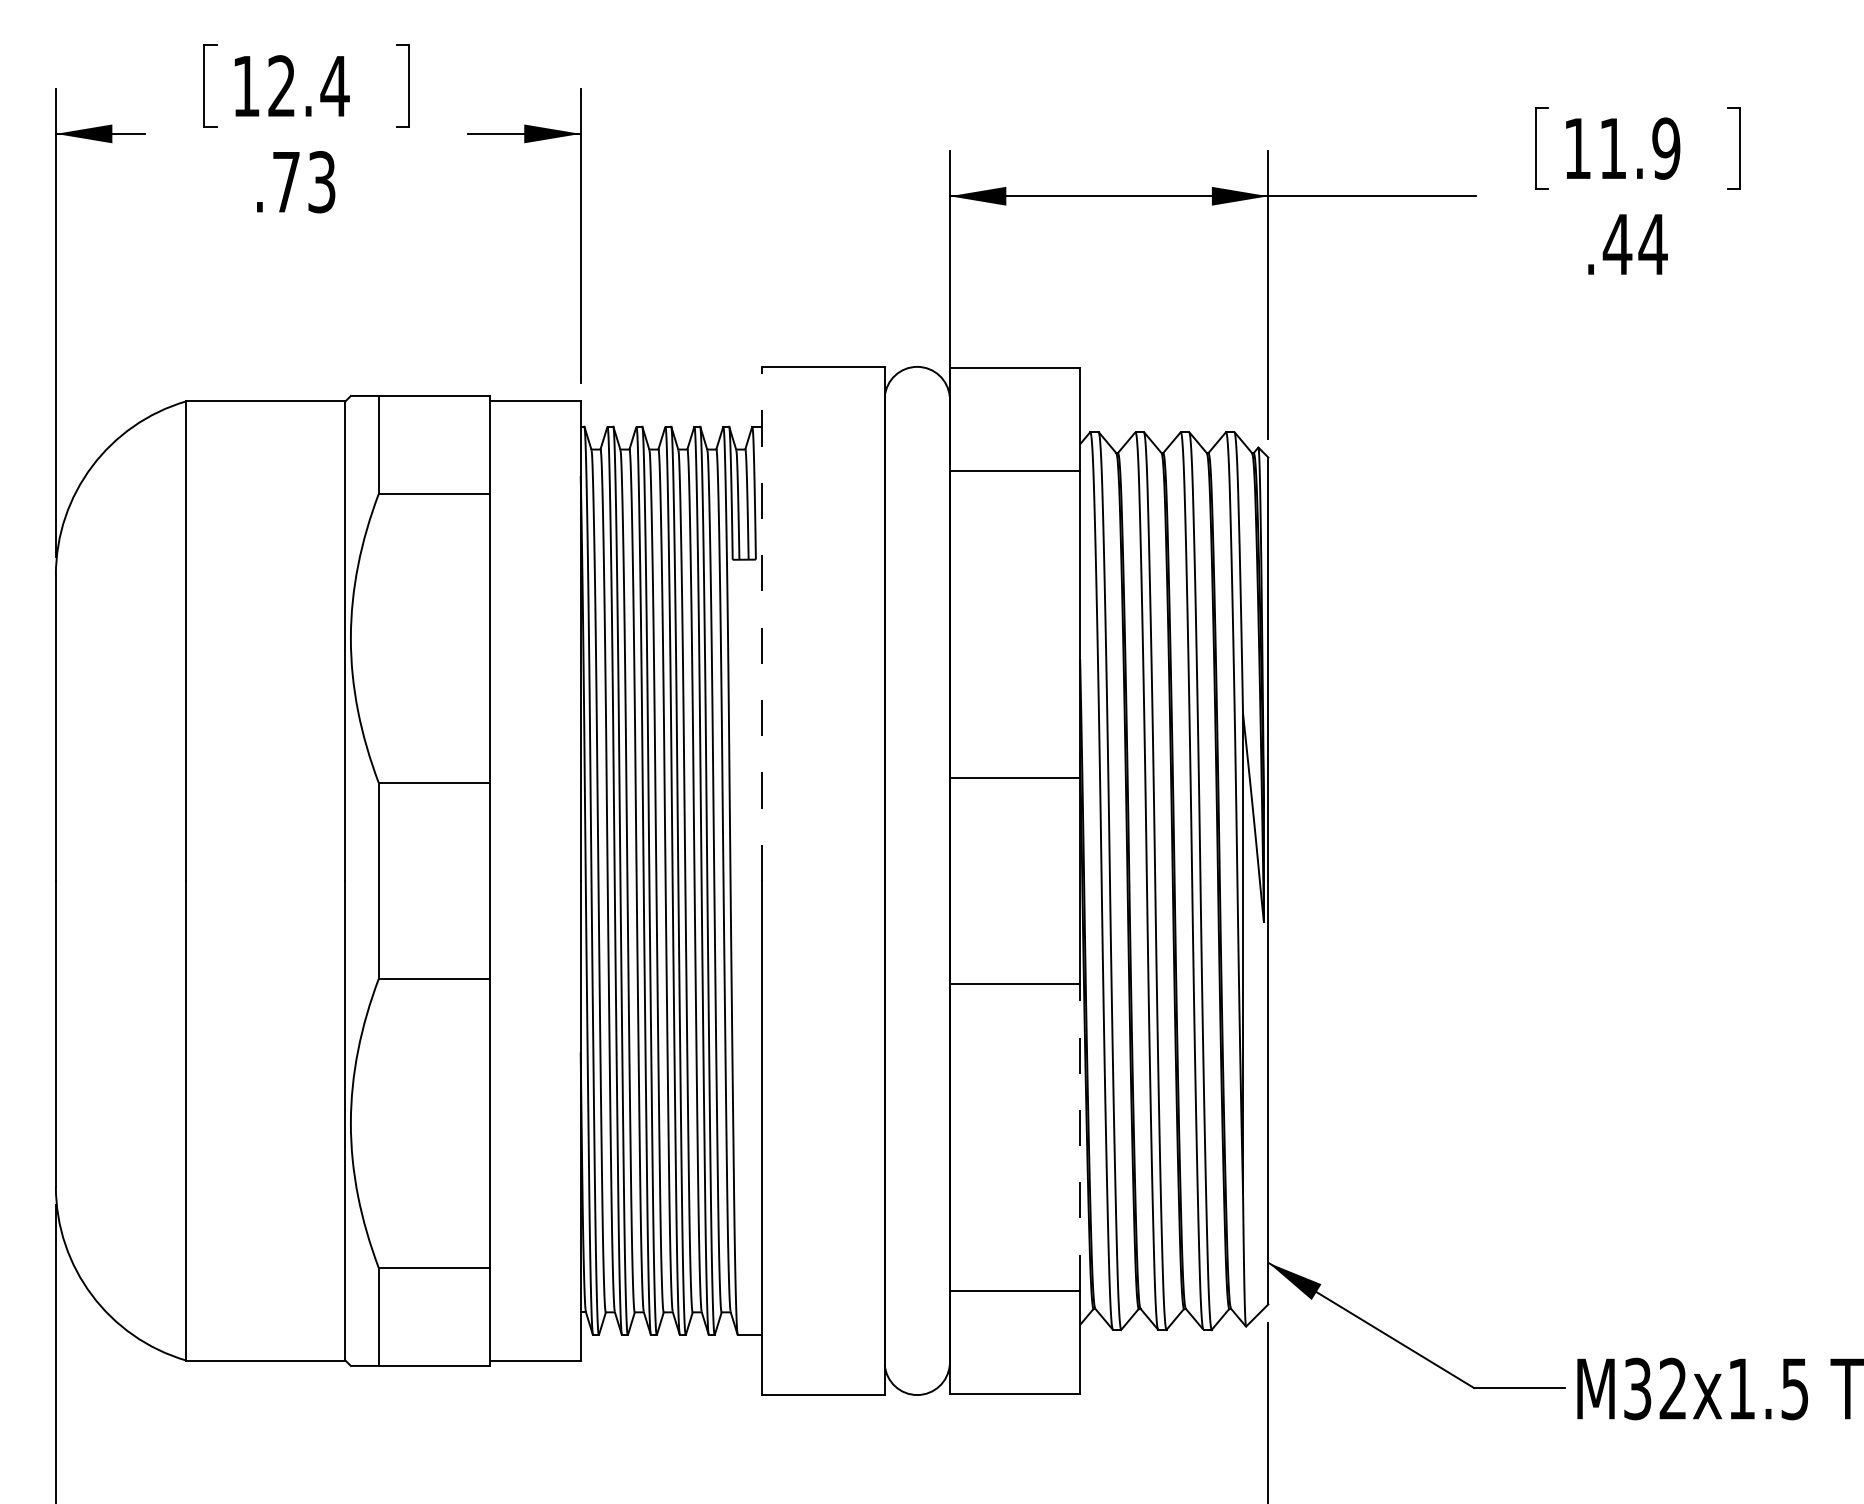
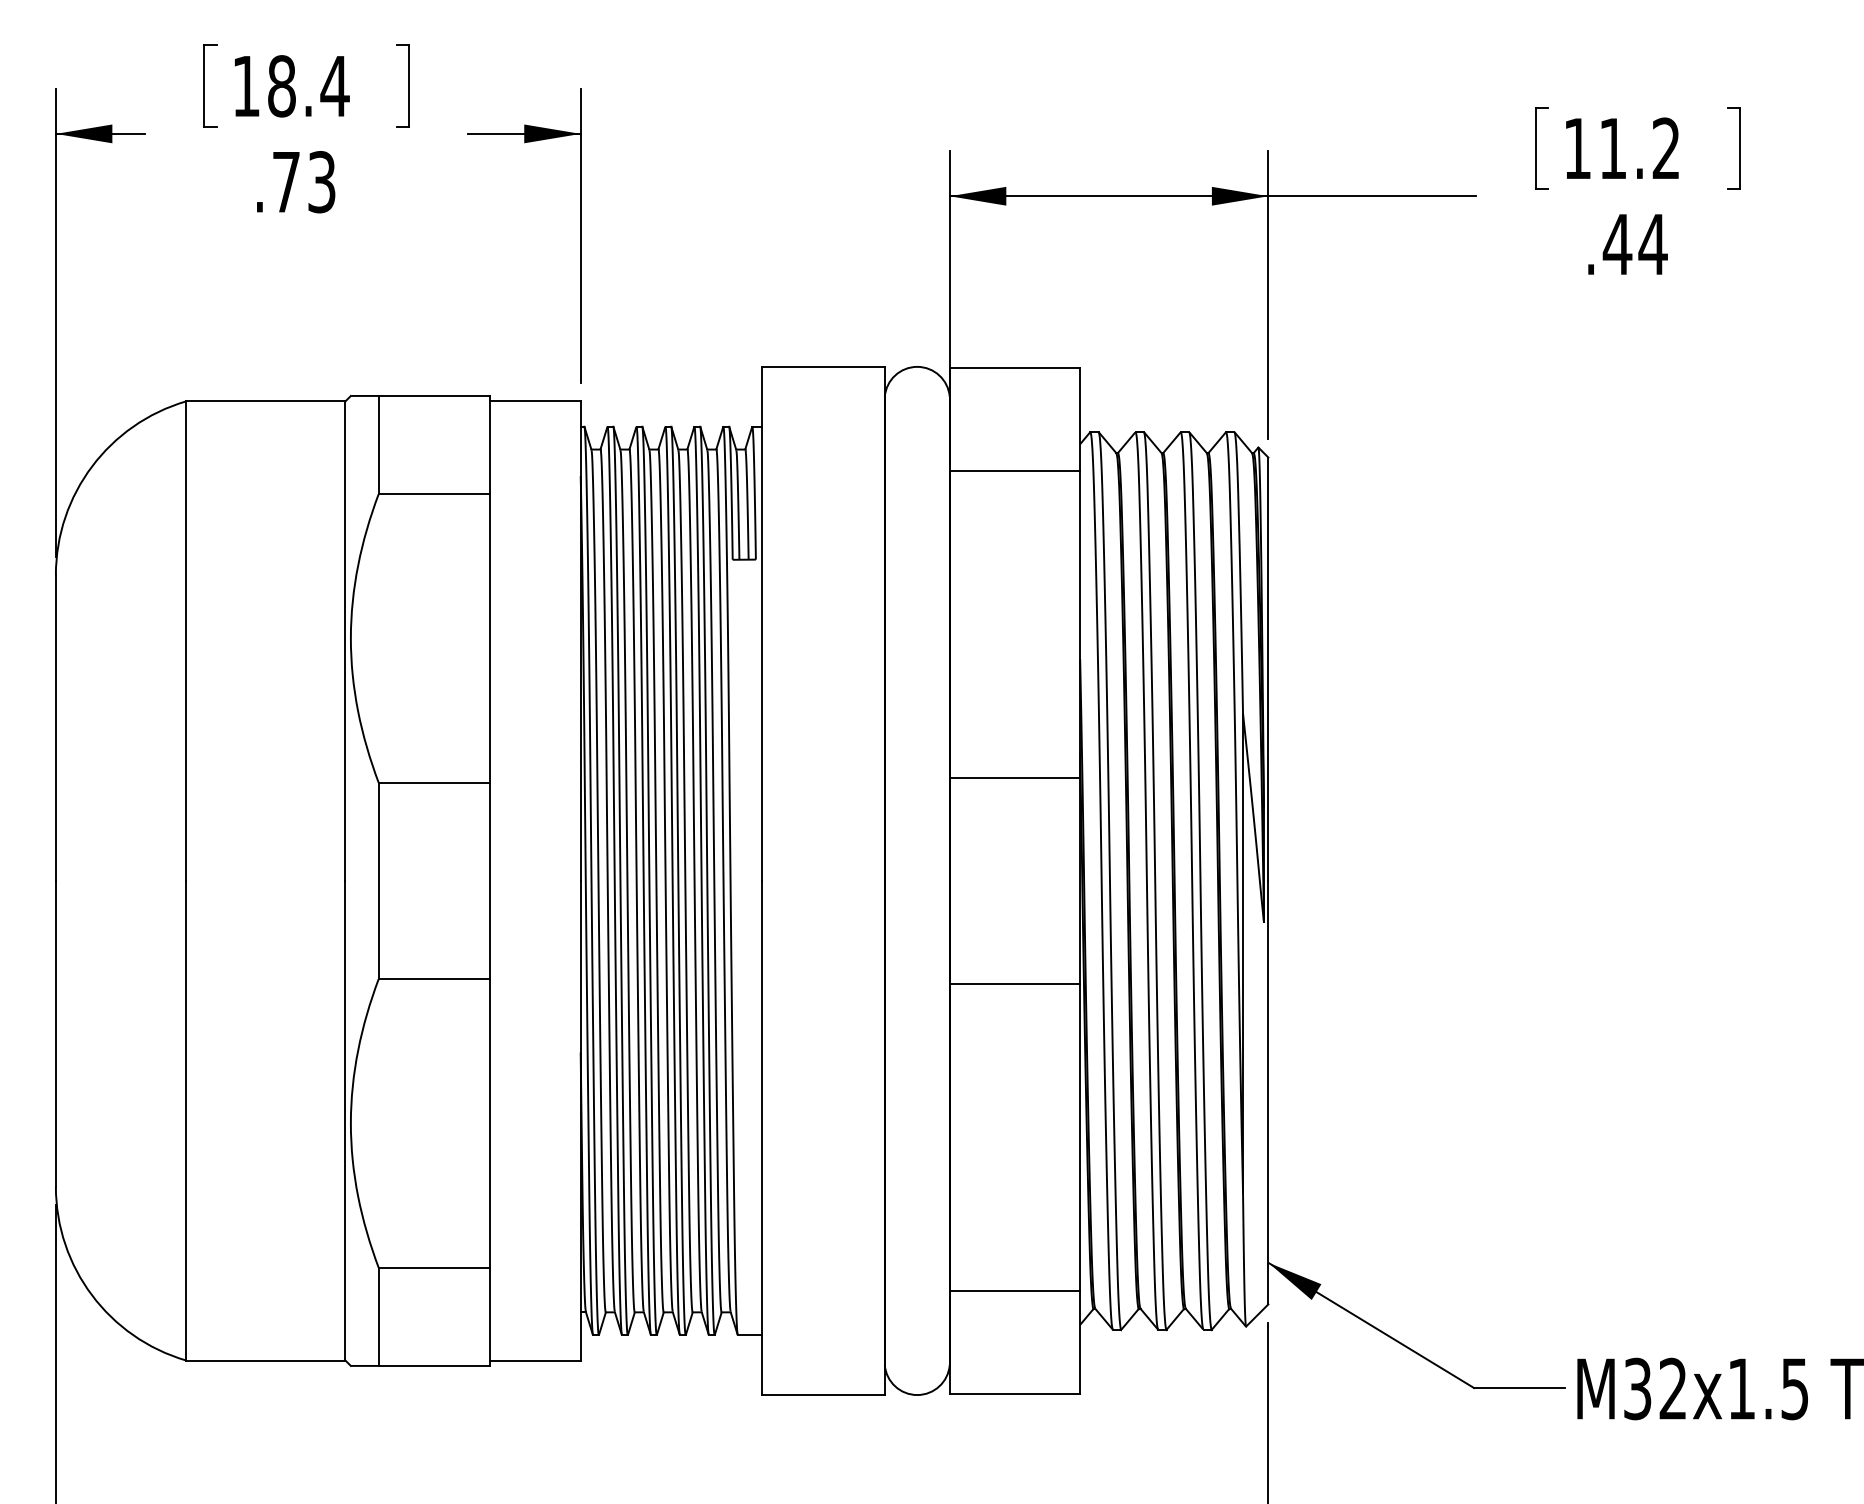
text: 12.4 -> 18.4 (281, 86)
text: 11.9 -> 11.2 (1666, 148)
line: dashed -> solid (761, 623)
line: dashed -> solid (1080, 1137)
